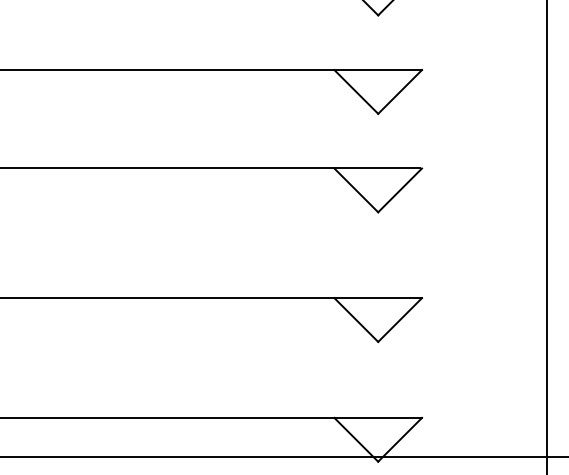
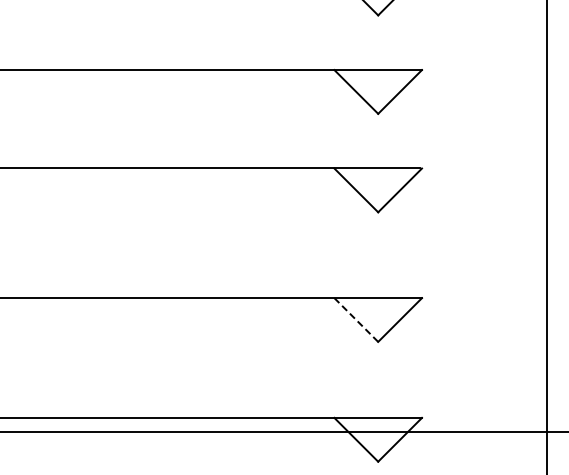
line: solid -> dashed (356, 320)
line position: (283, 456) -> (283, 431) (283, 431)
